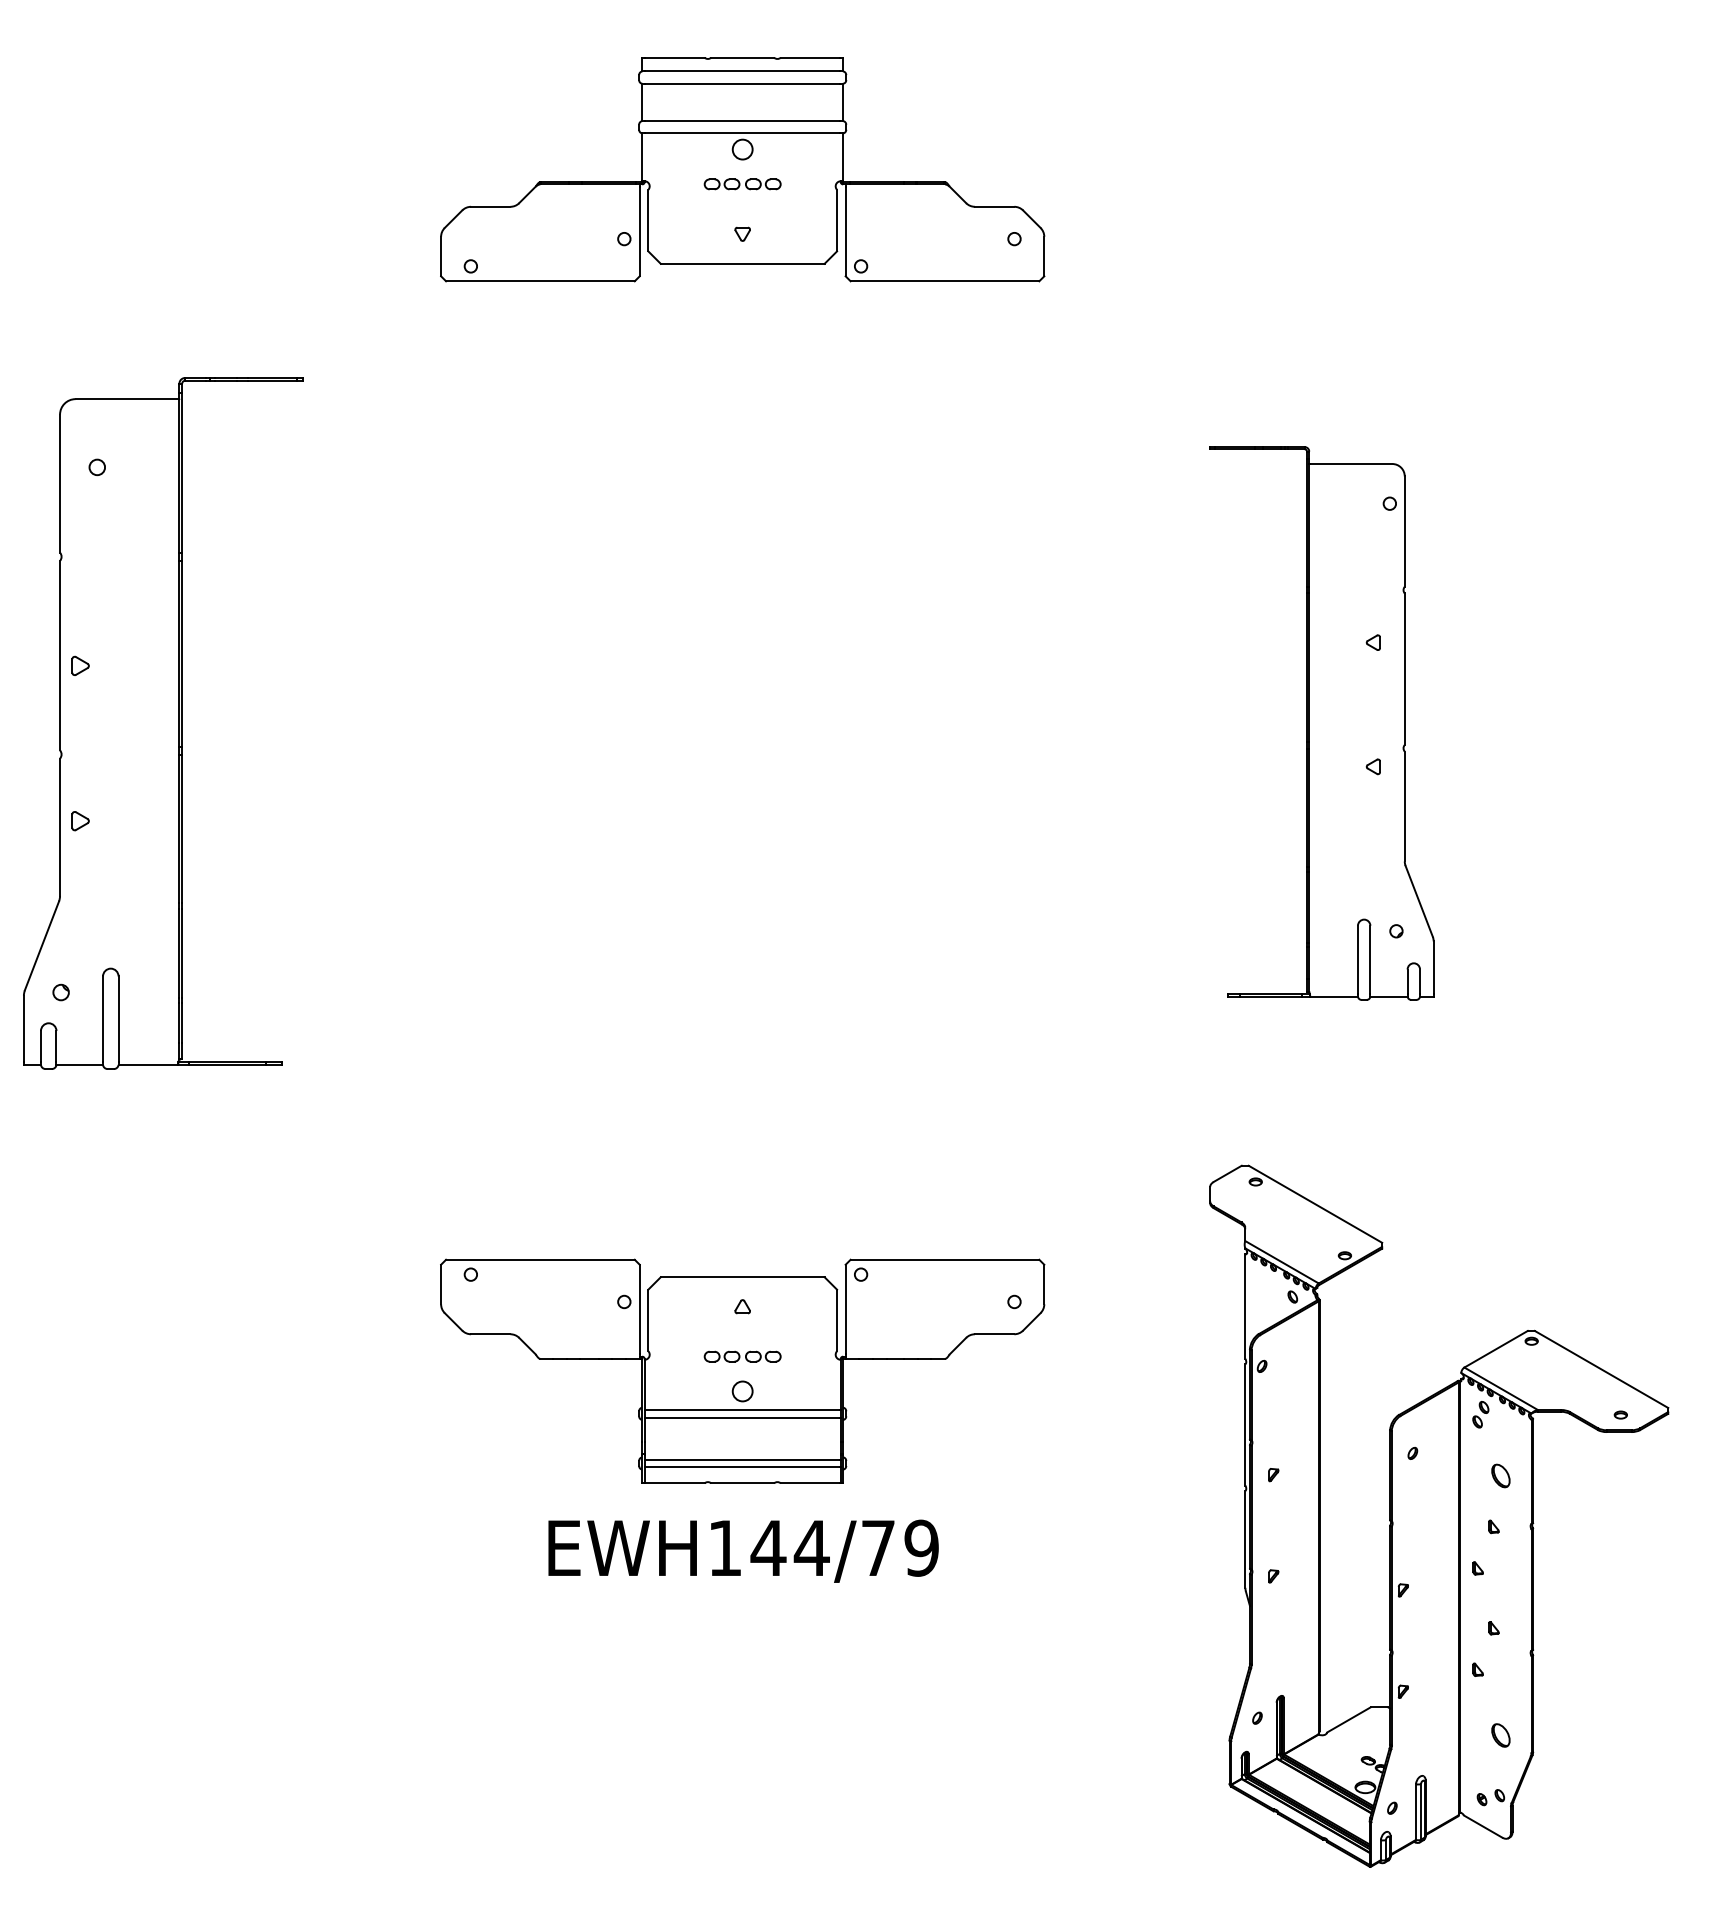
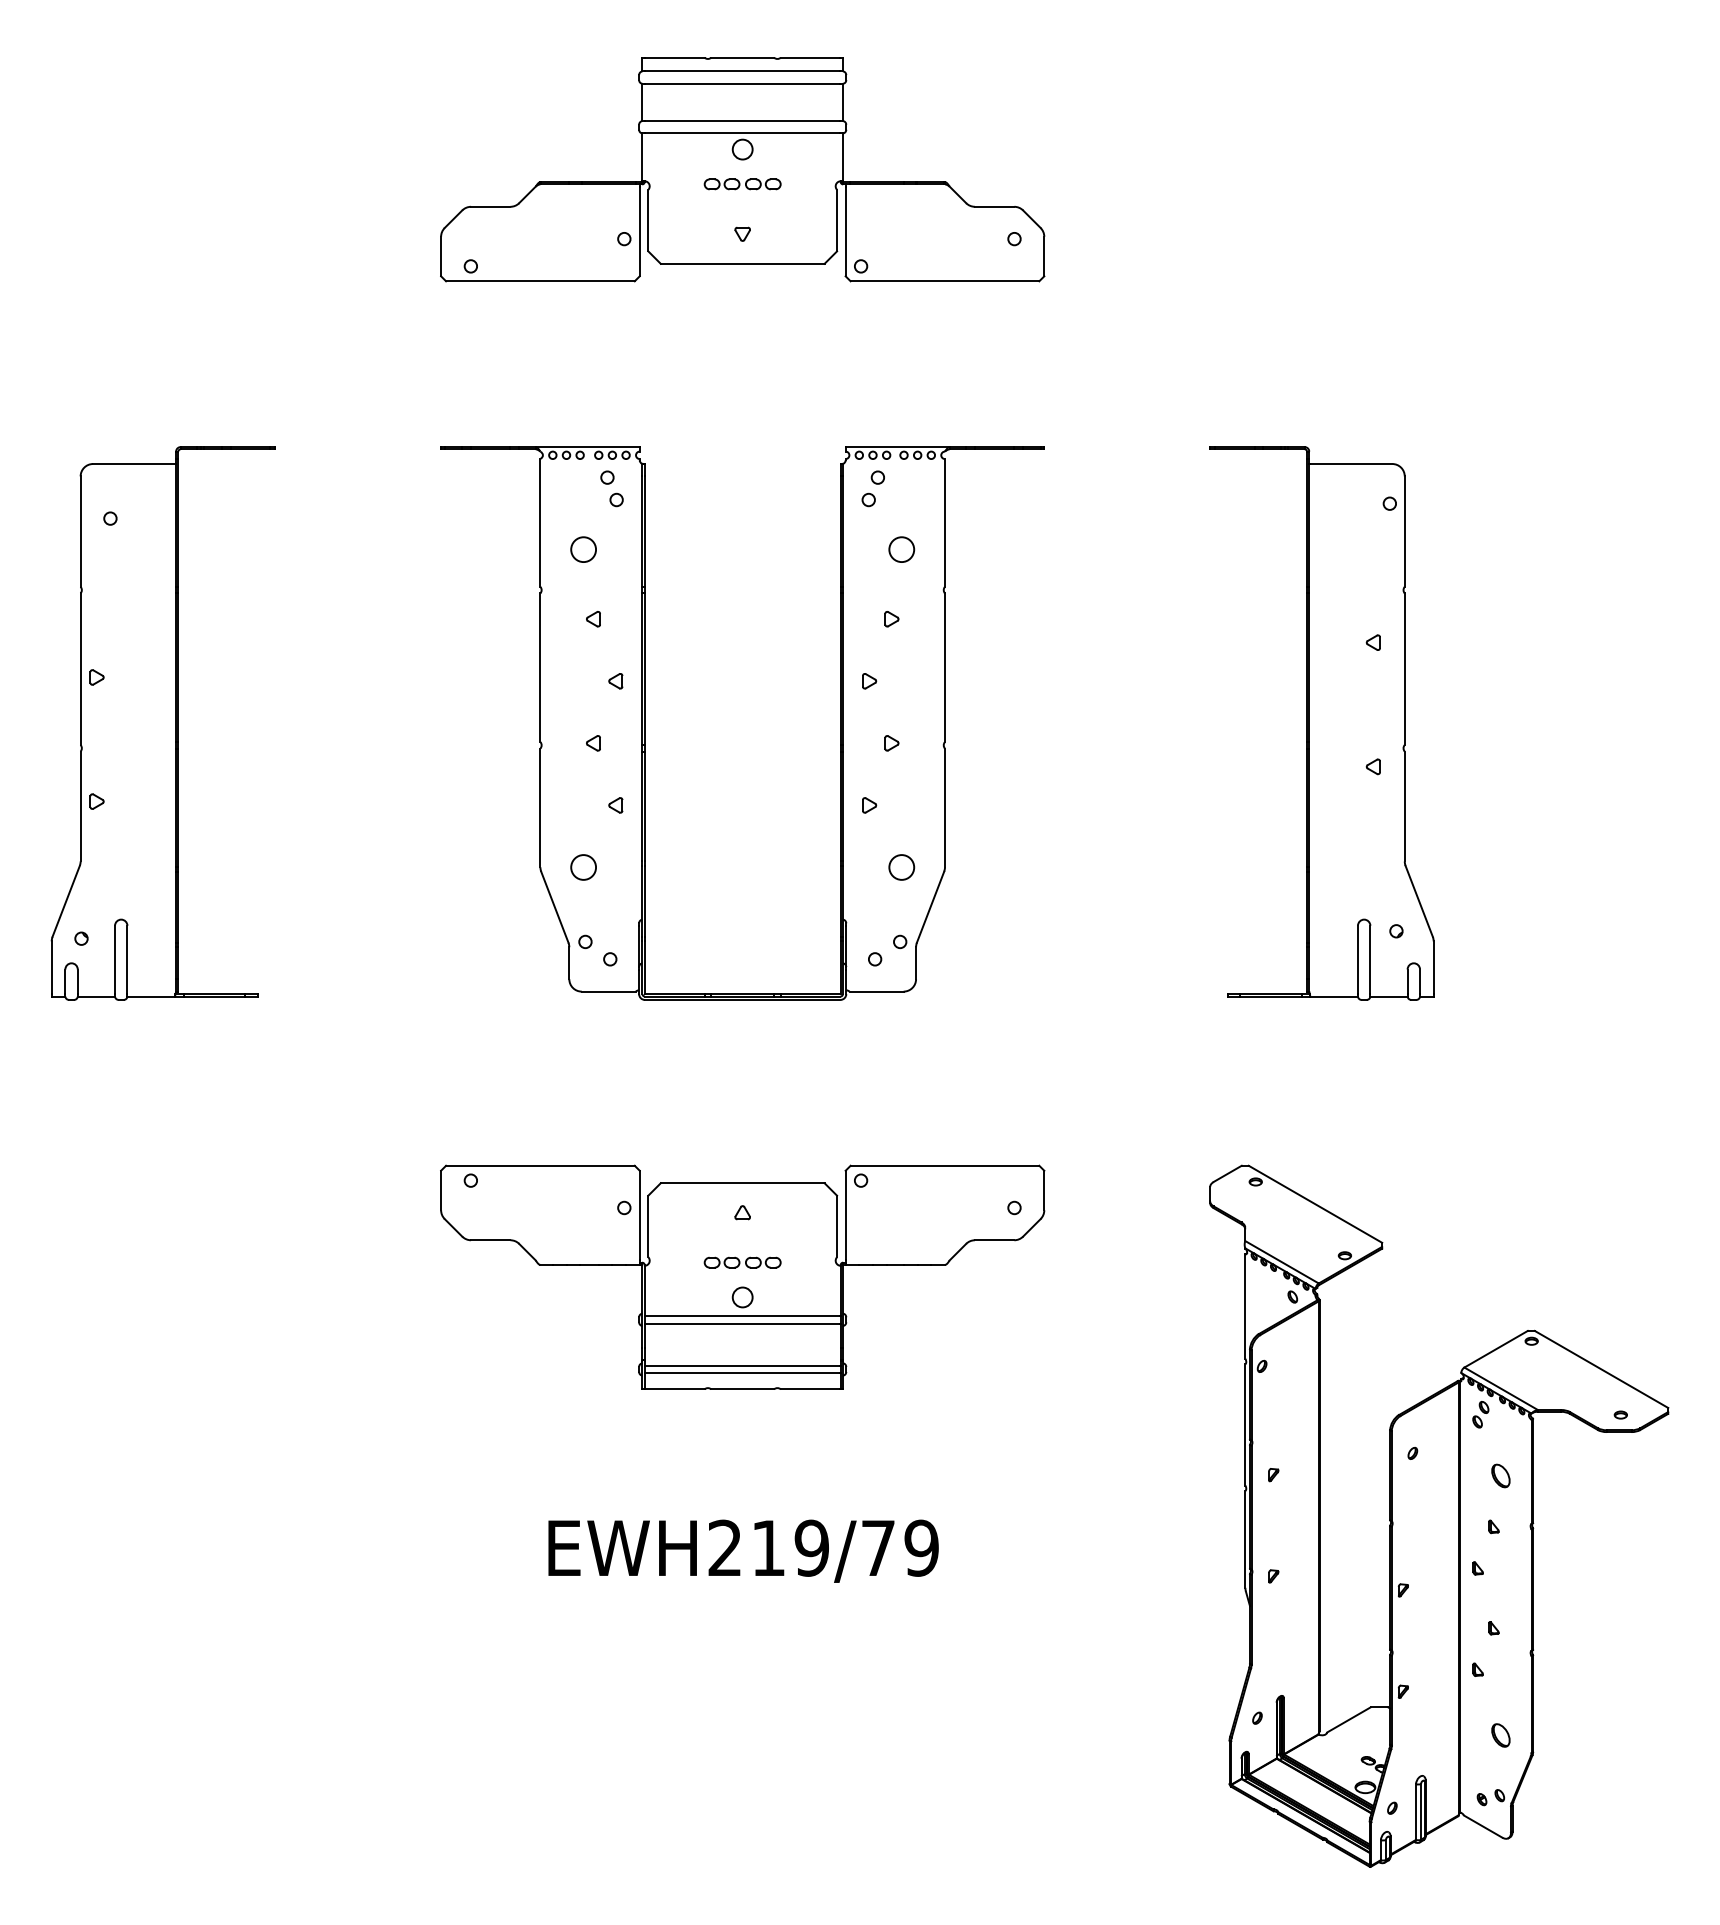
part size: 281x693 px -> 226x555 px (162, 723)
part: none -> present (645, 723)
part position: (742, 1370) -> (742, 1276) (742, 1276)
text: EWH144/79 -> EWH219/79 (768, 1547)
